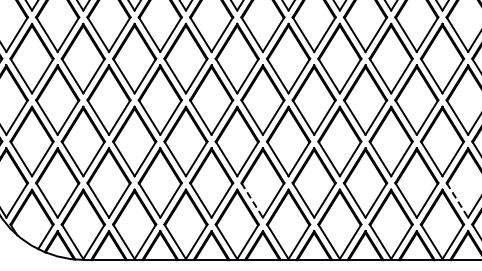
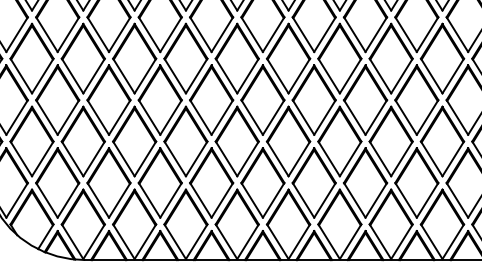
line: dashed -> solid (252, 200)
line: dashed -> solid (457, 200)
